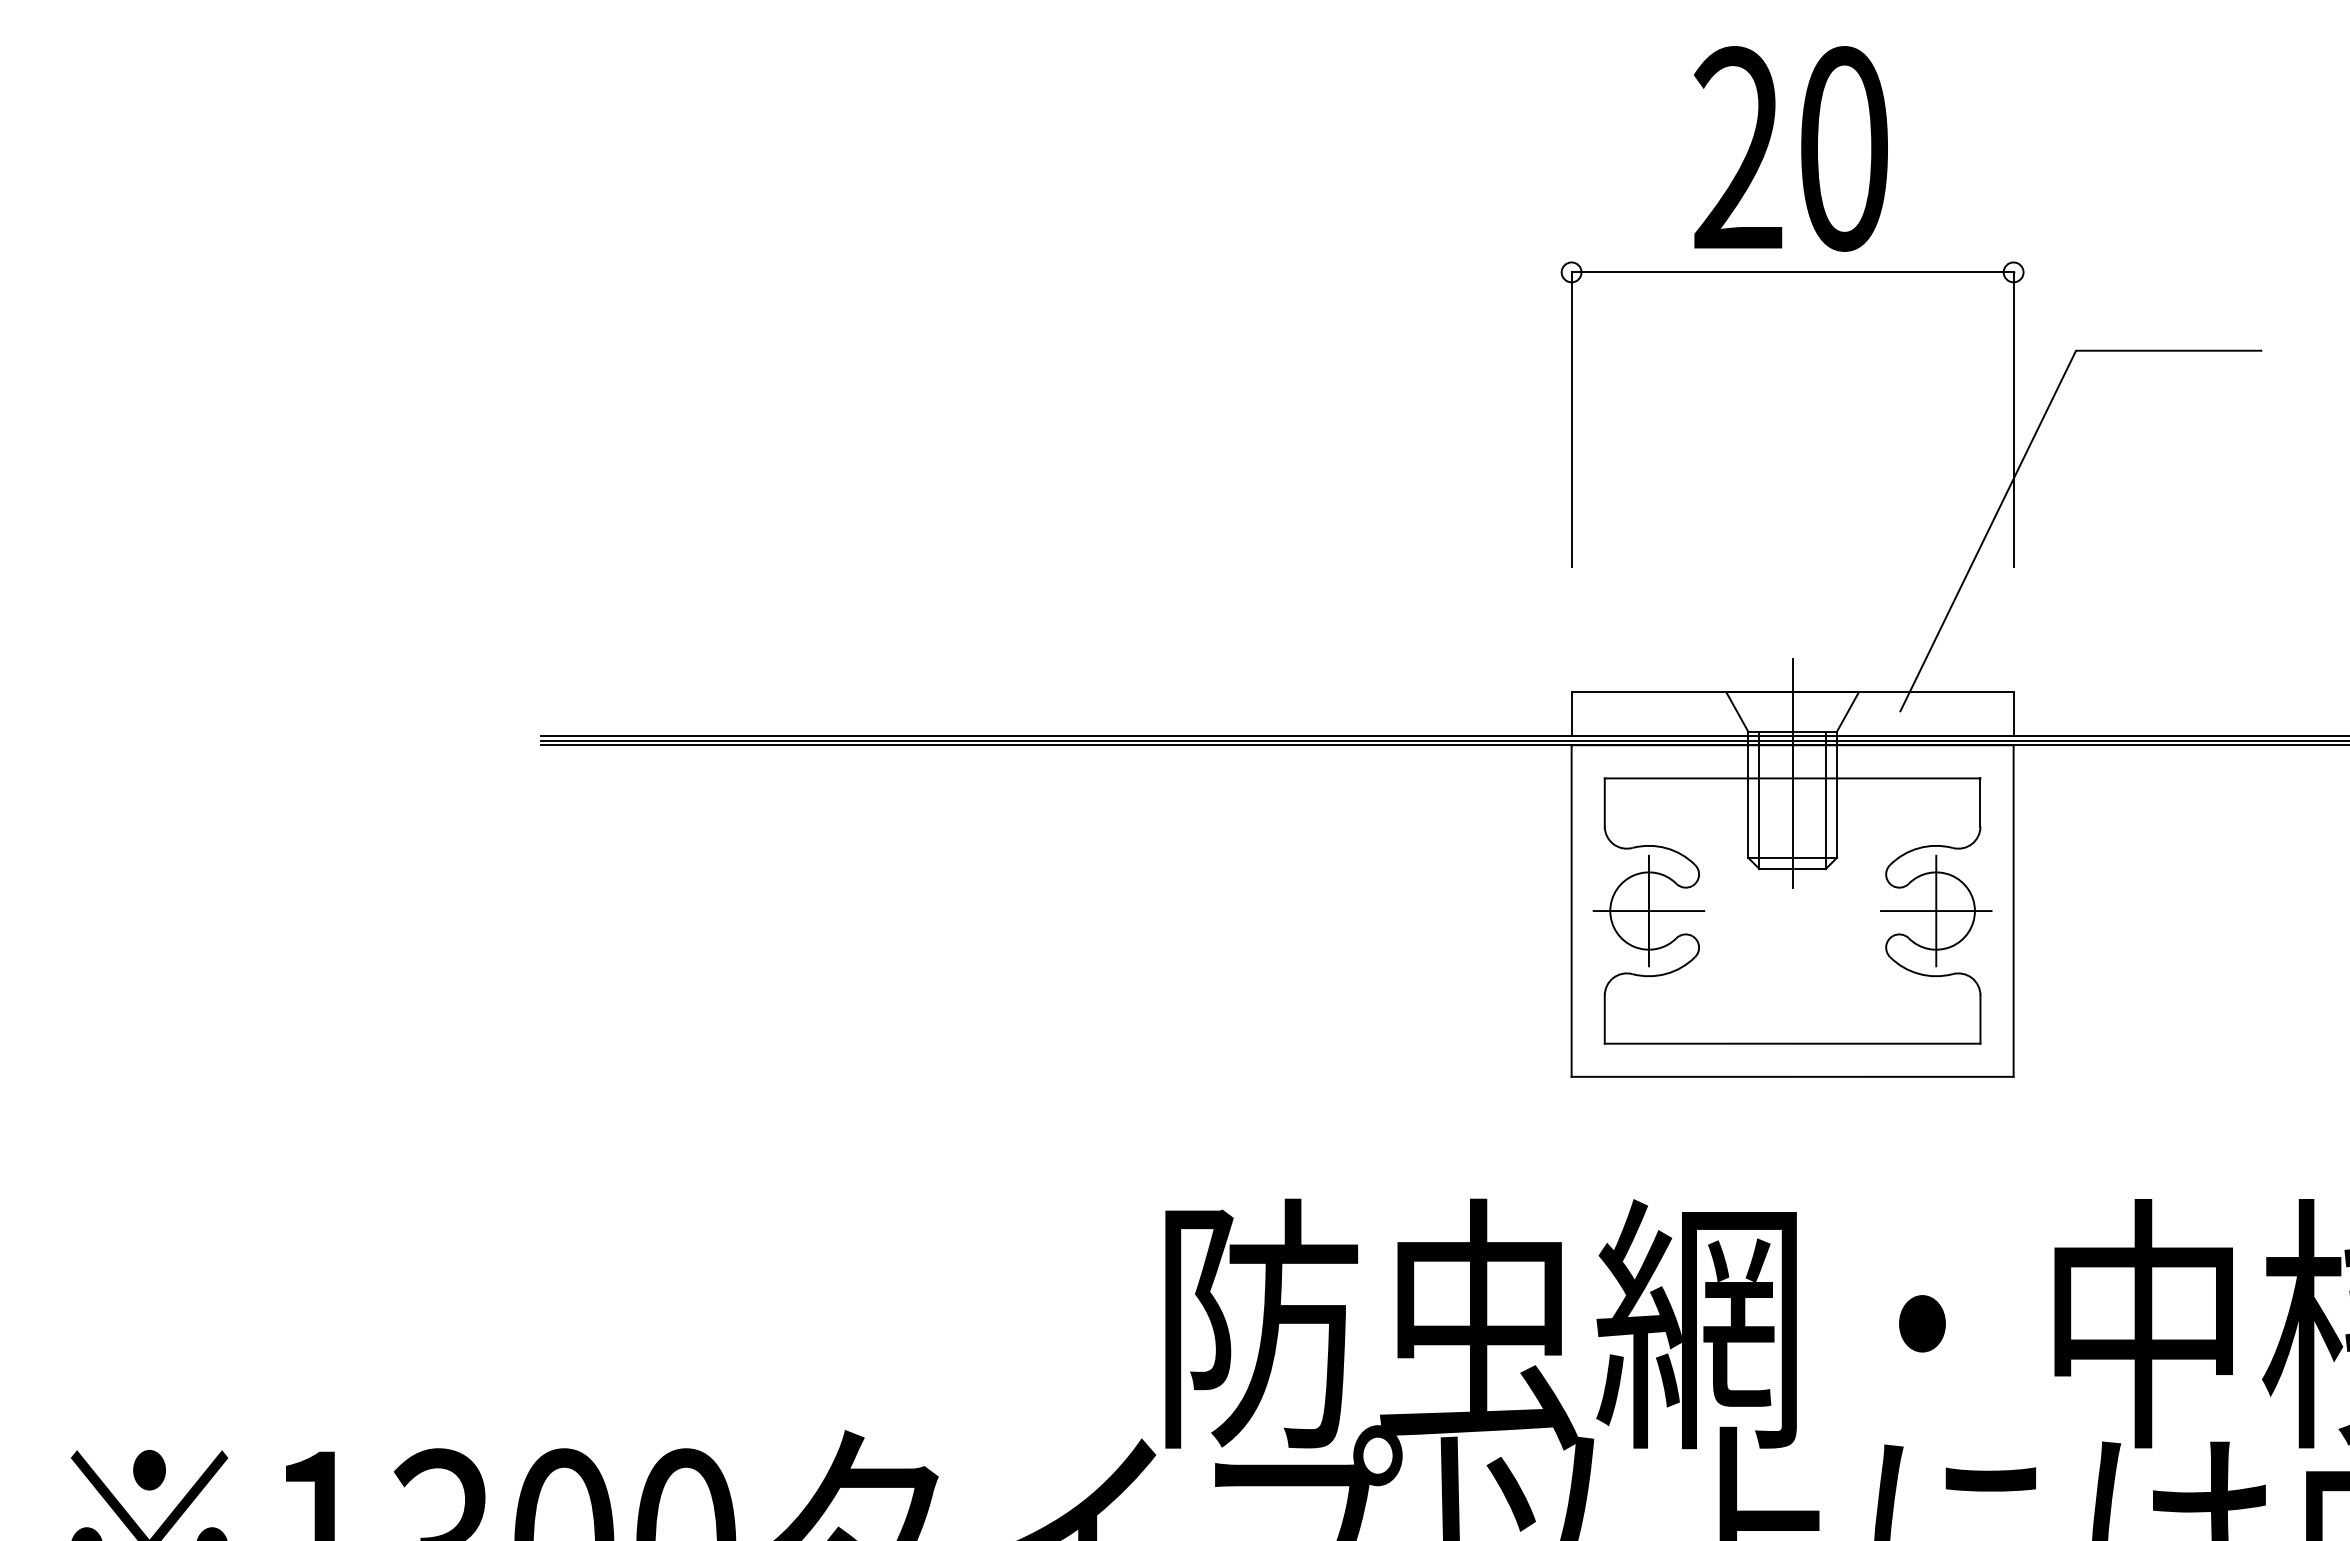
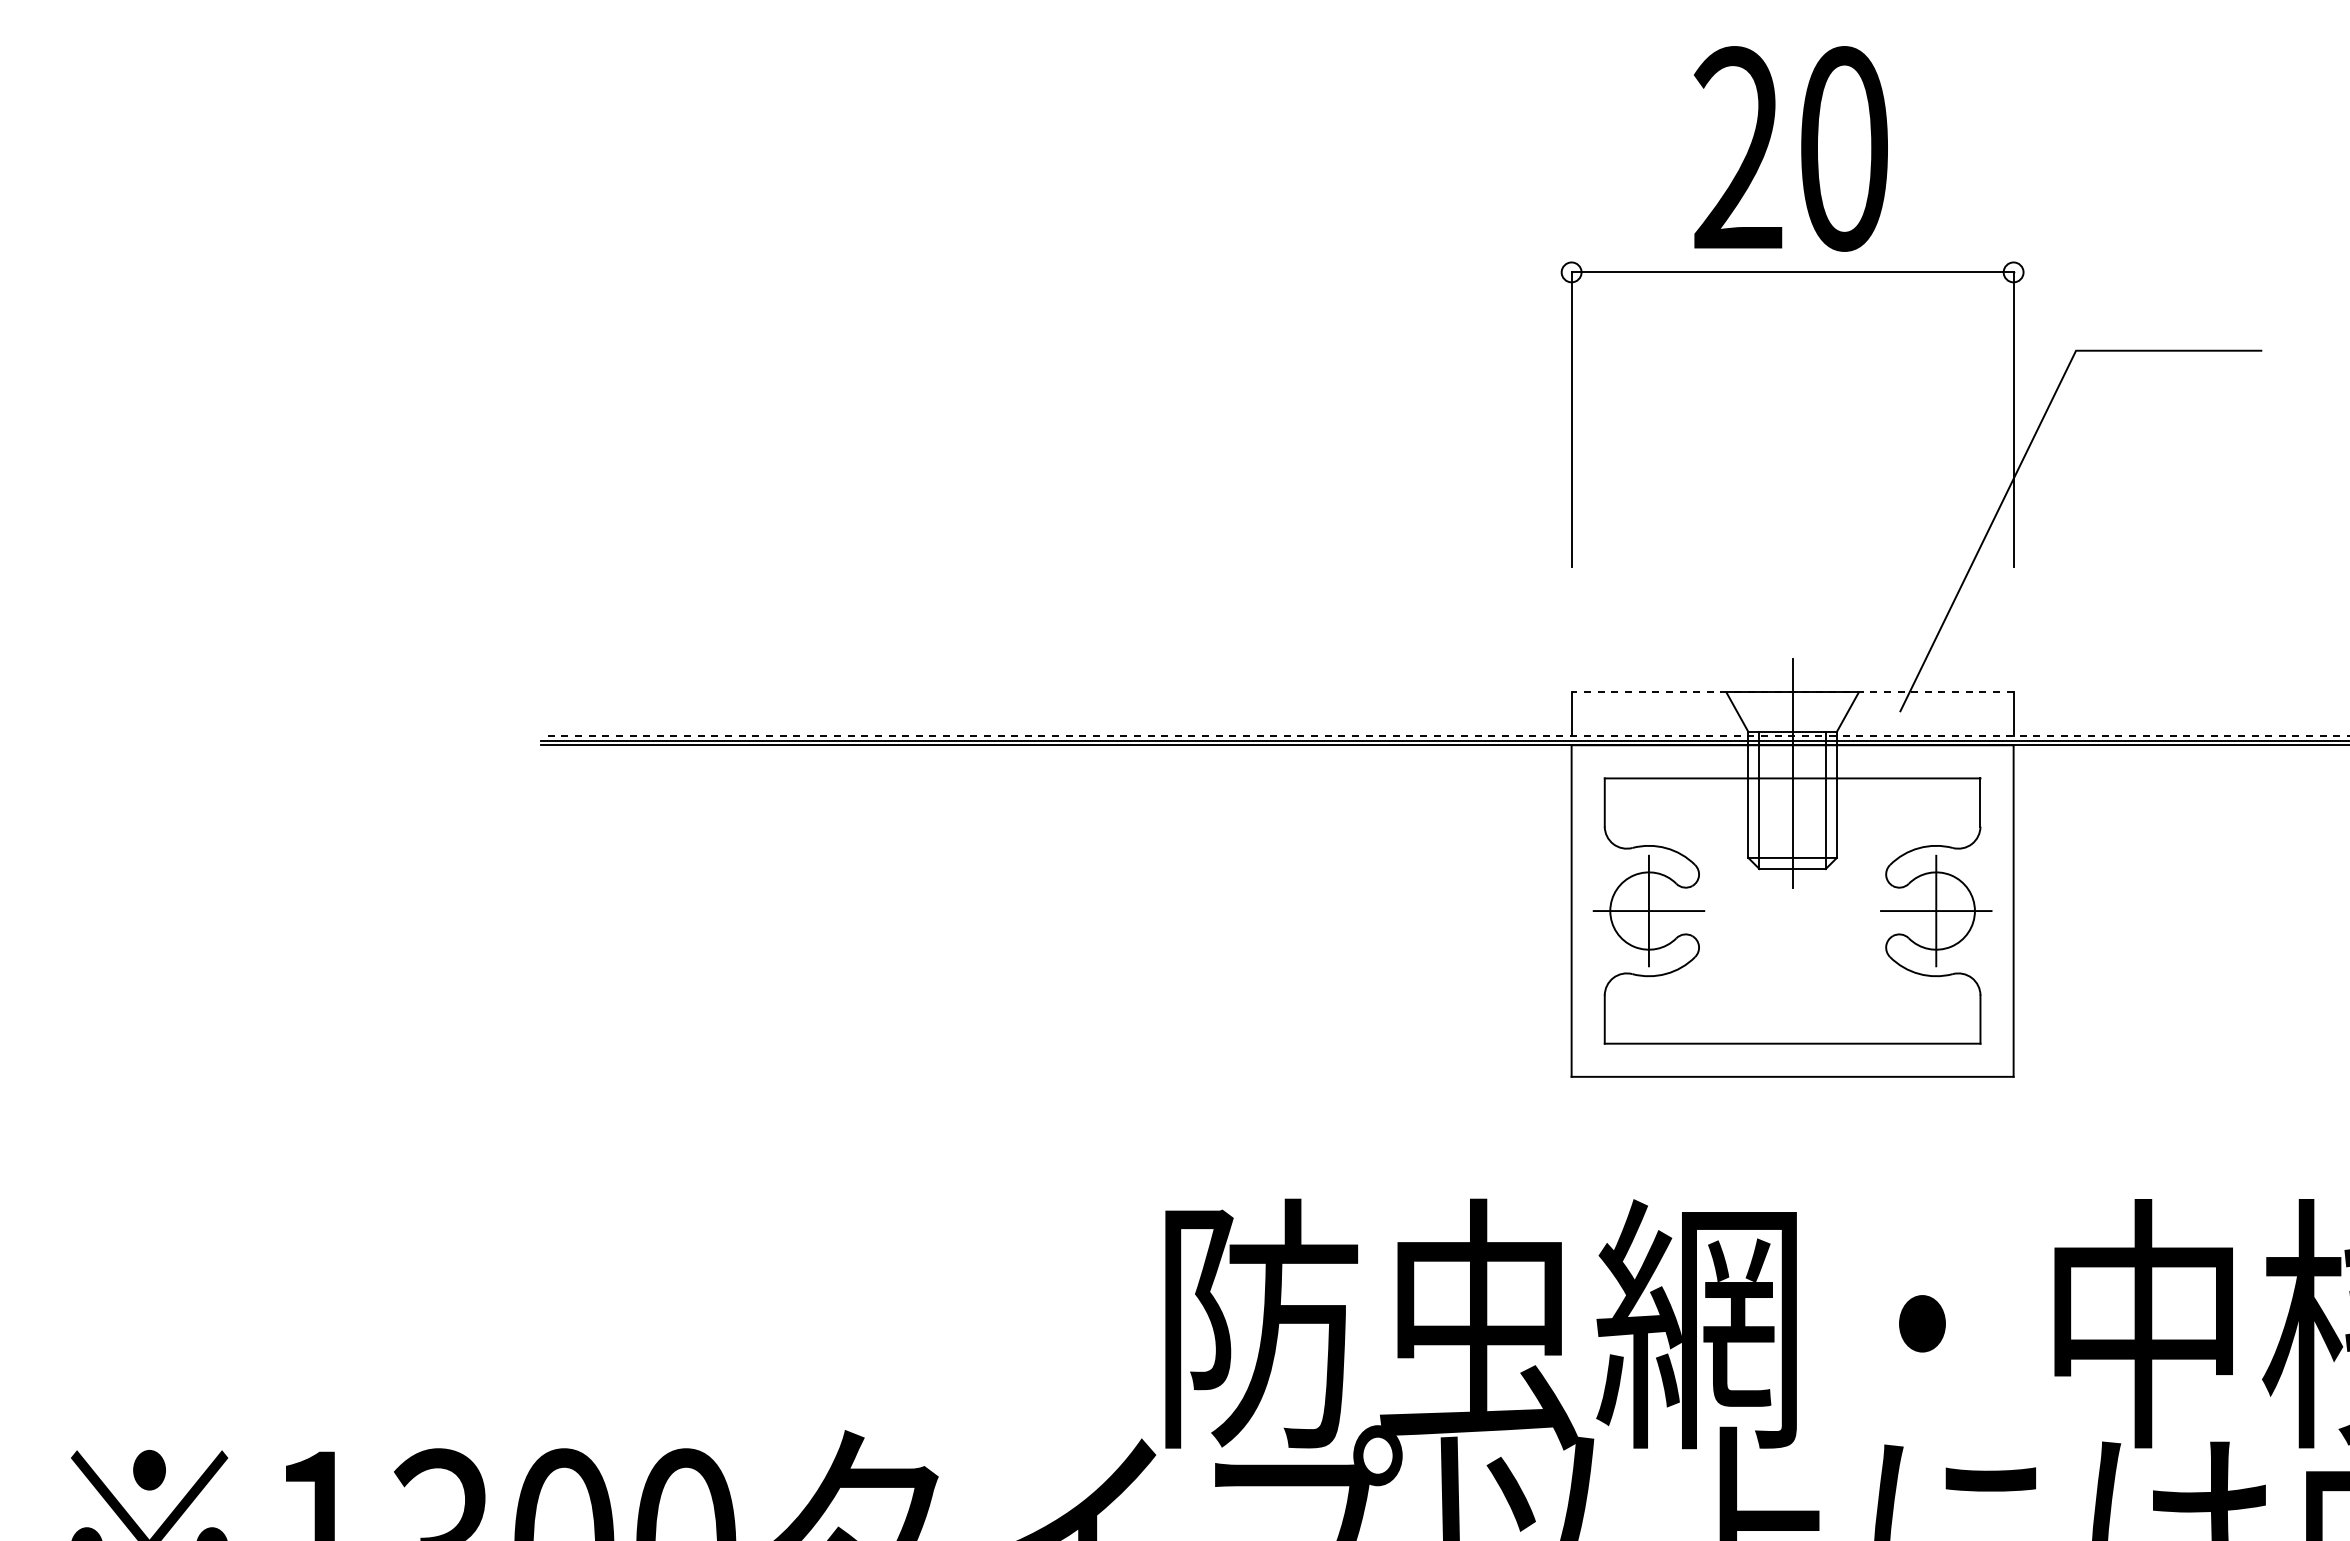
line: solid -> dashed (1792, 692)
line: solid -> dashed (1444, 736)
